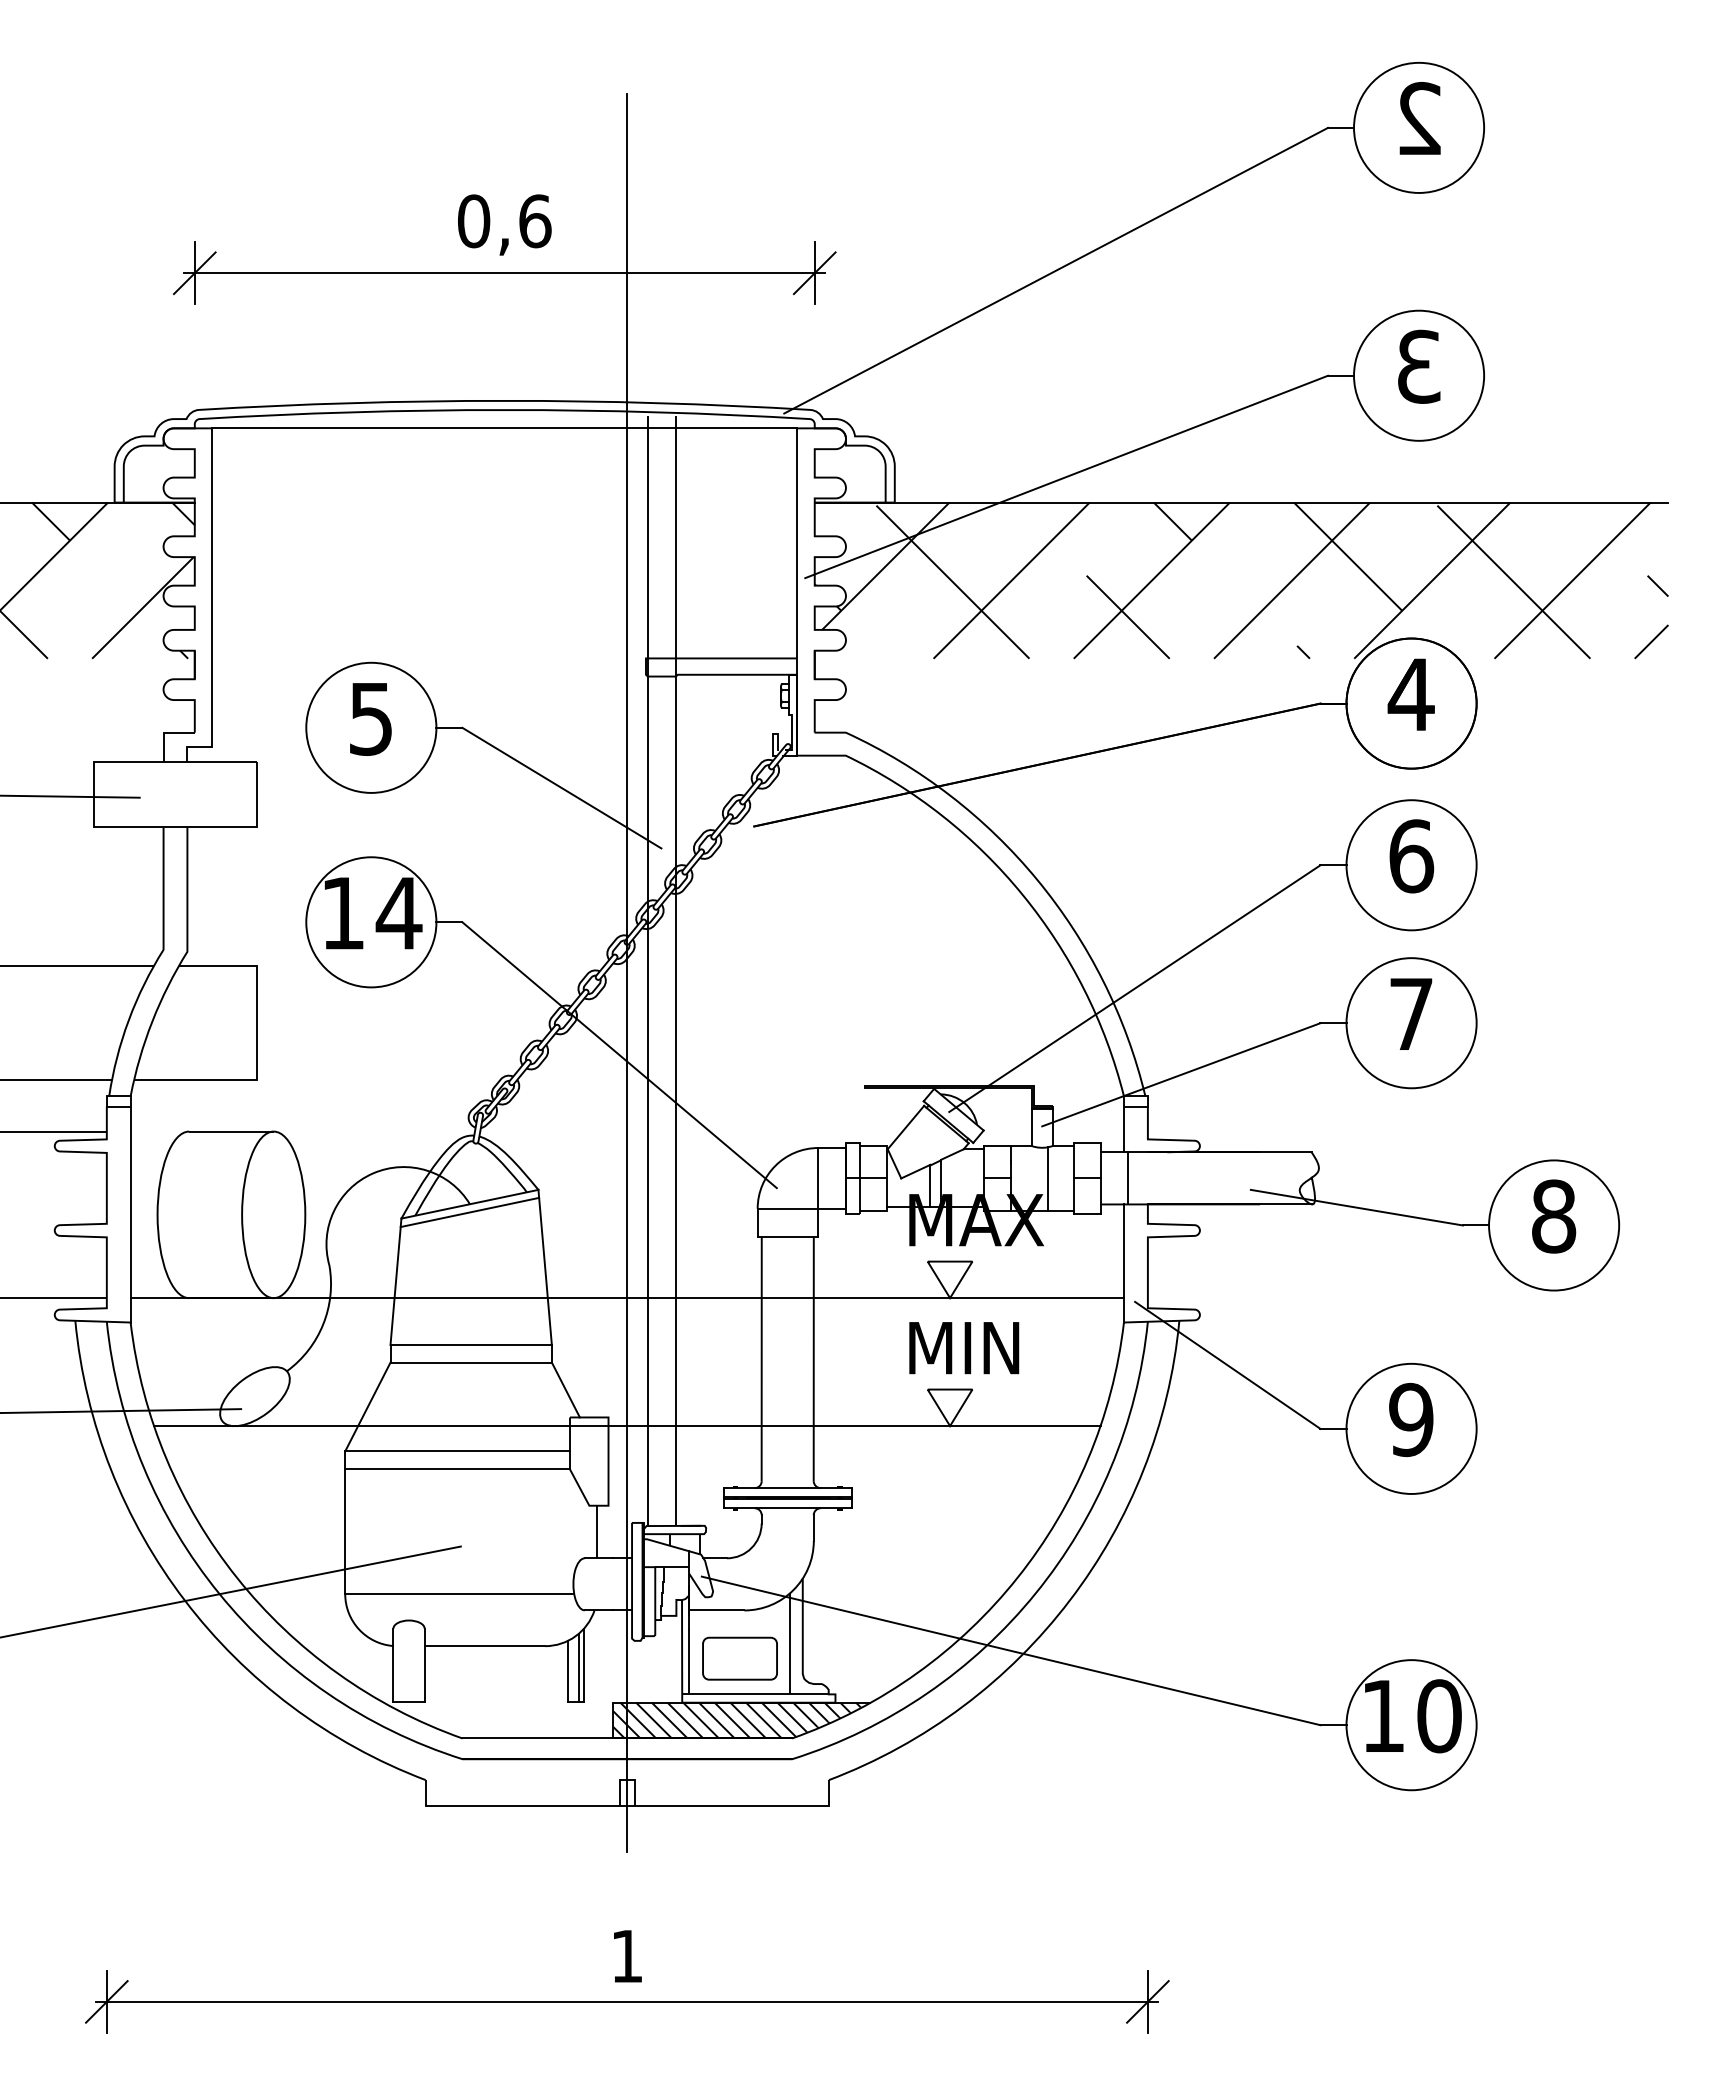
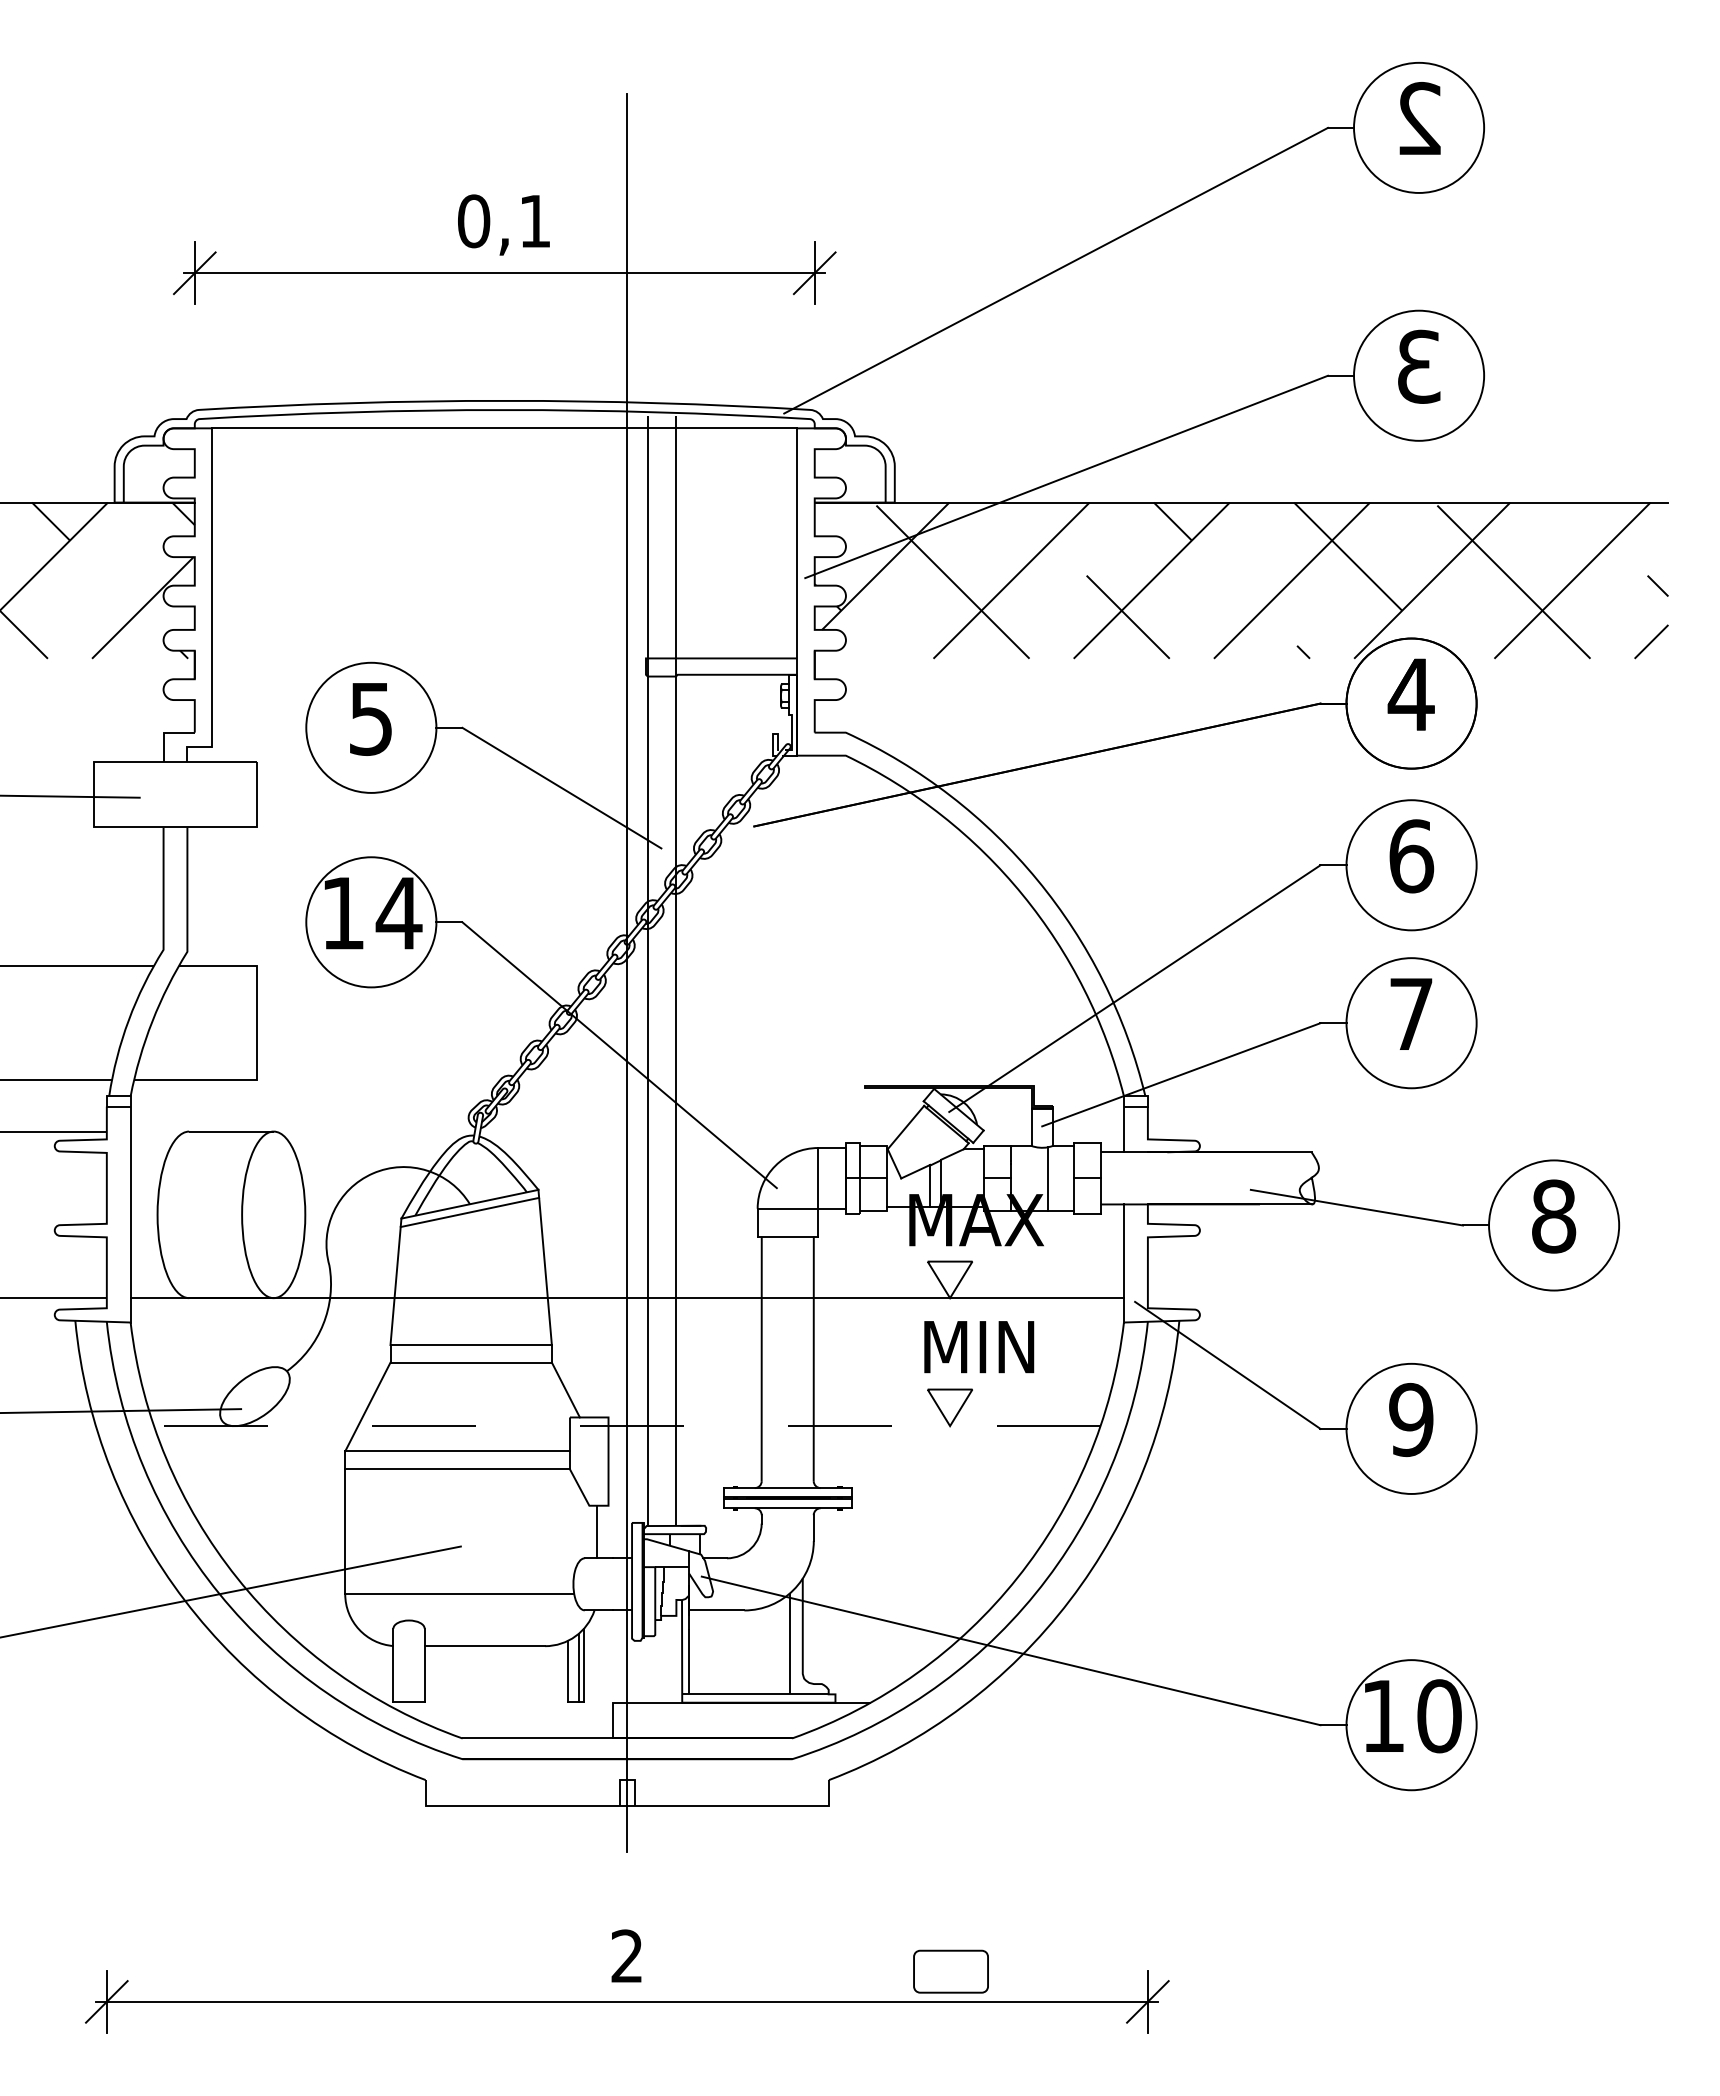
text: 0,6 -> 0,1 (535, 221)
line: present -> none (1127, 1178)
text position: (964, 1348) -> (979, 1347) (979, 1347)
line: solid -> dashed (626, 1426)
part position: (739, 1658) -> (950, 1971) (950, 1971)
hatch: present -> none (736, 1720)
text: 1 -> 2 (626, 1955)
